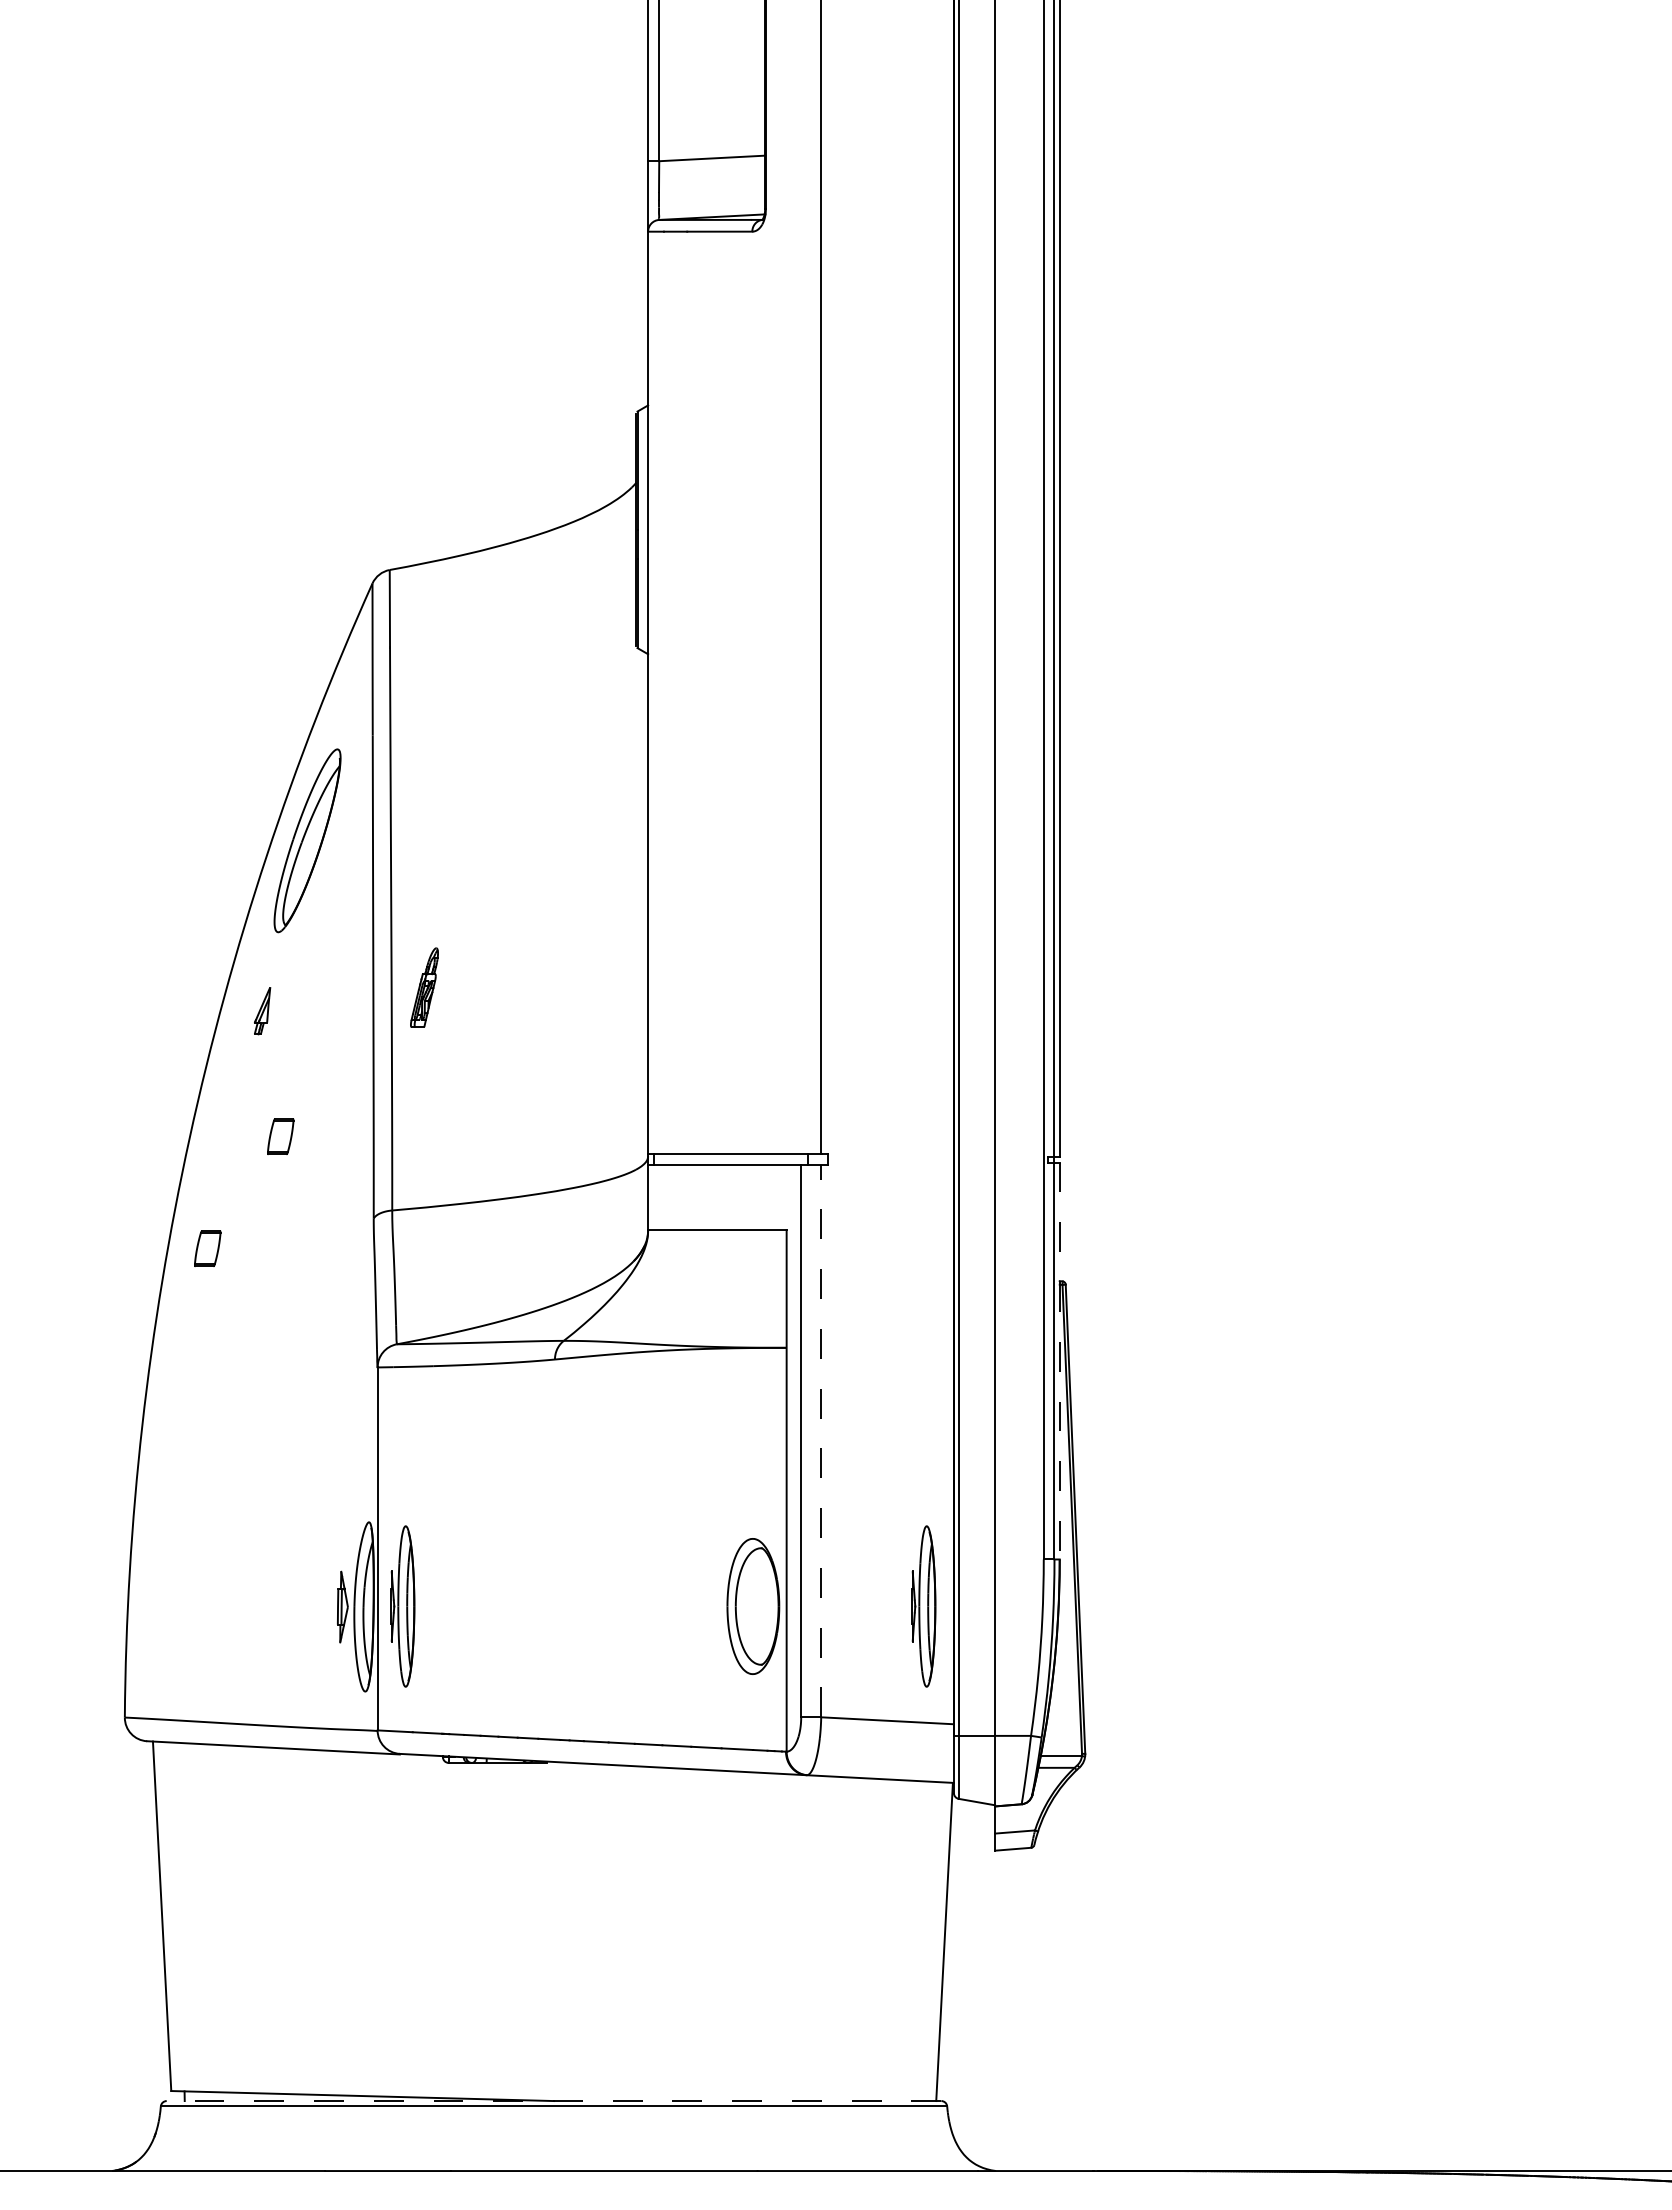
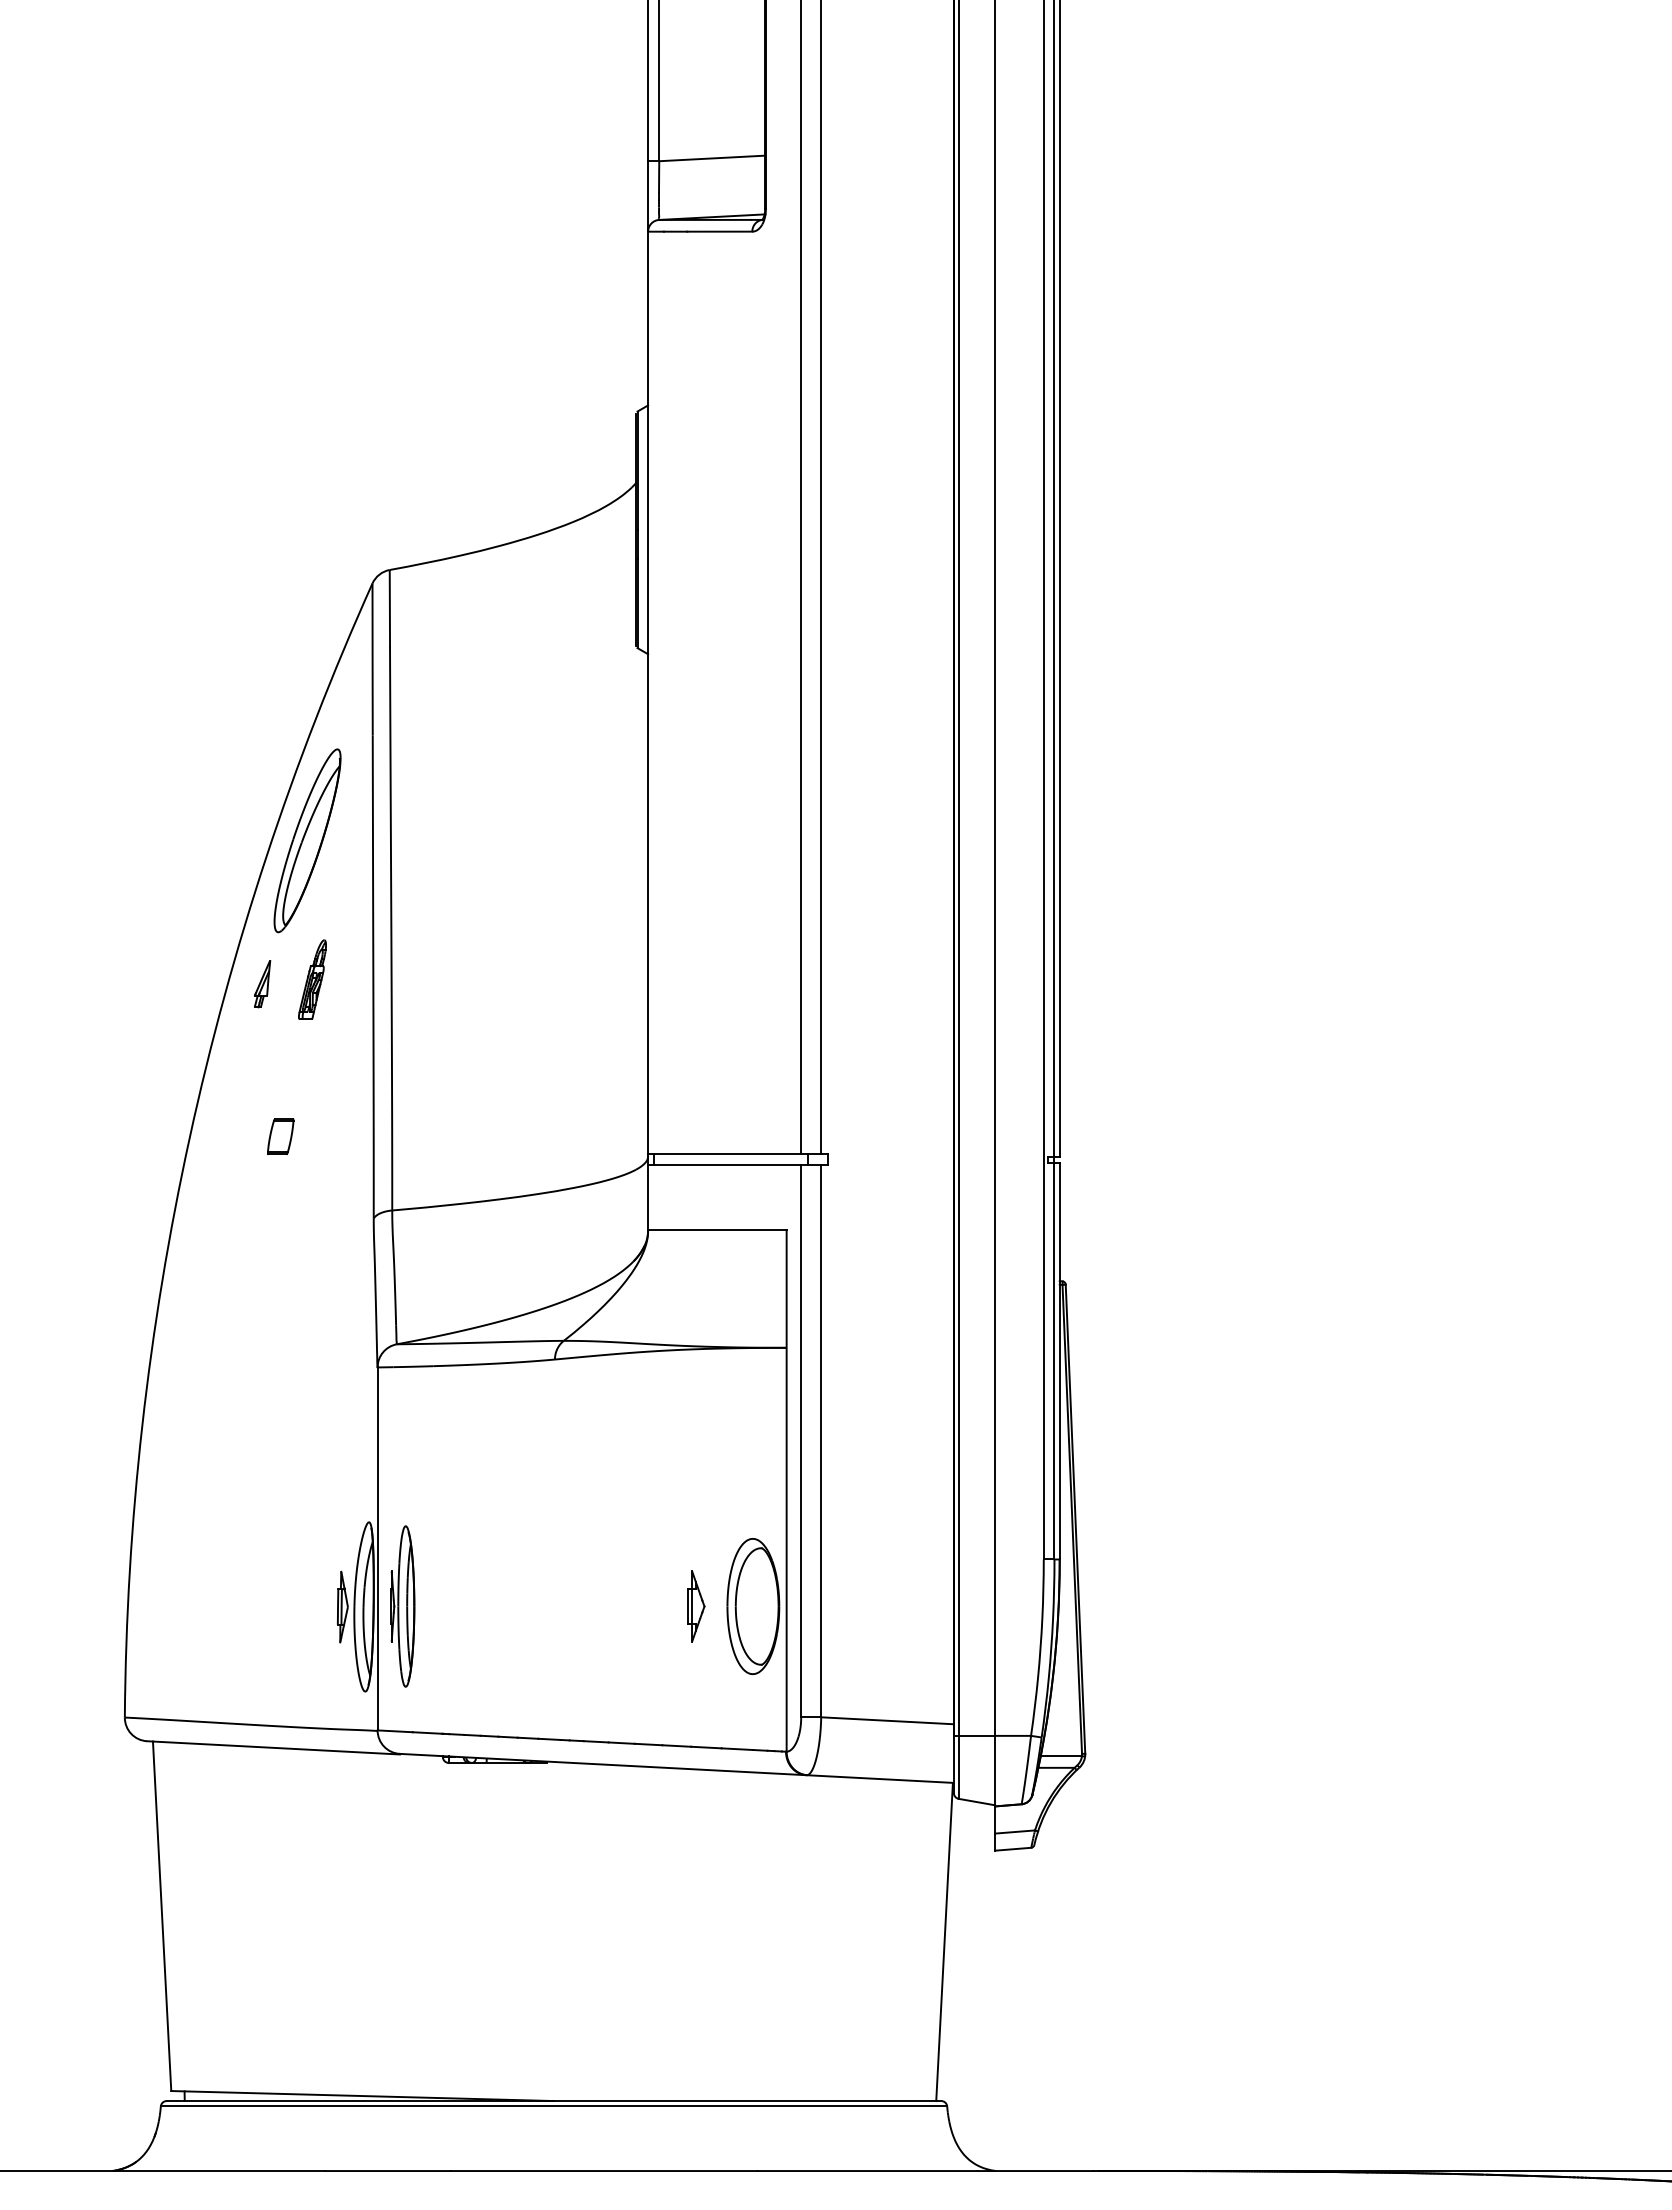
line: none -> present (801, 577)
part position: (424, 987) -> (312, 979) (312, 979)
part position: (262, 1011) -> (262, 984) (262, 984)
part: present -> none (207, 1248)
line: dashed -> solid (1059, 1361)
line: dashed -> solid (821, 1441)
part: none -> present (696, 1606)
part: present -> none (923, 1606)
line: dashed -> solid (553, 2101)
